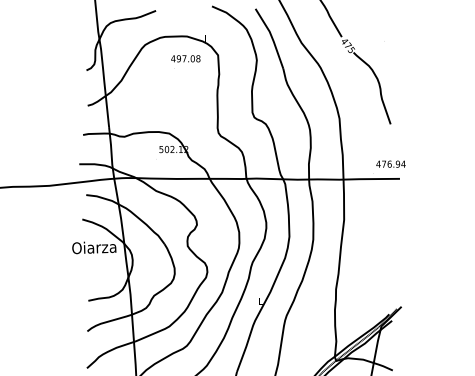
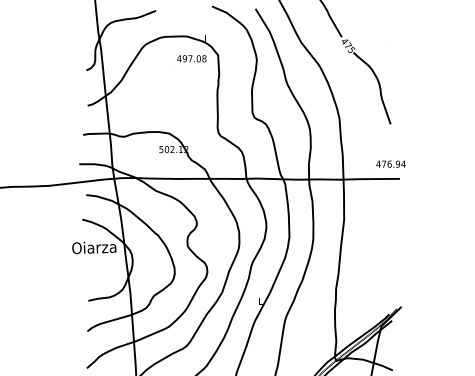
text position: (185, 58) -> (191, 58) (191, 58)
